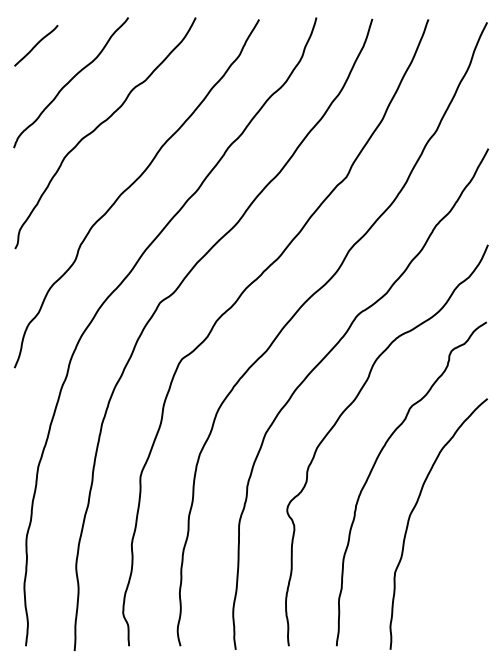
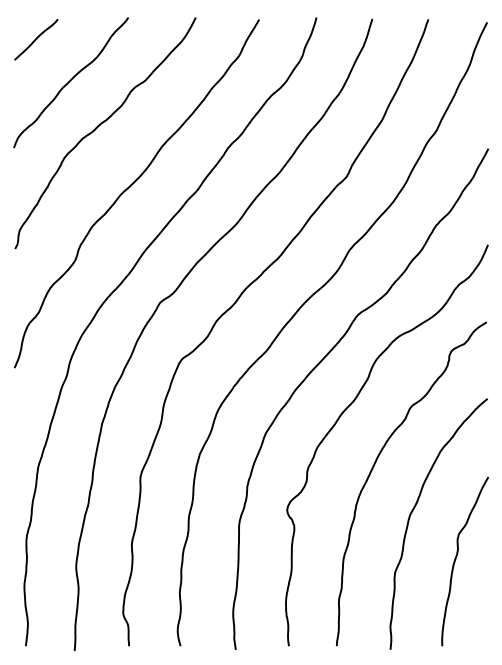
line position: (36, 45) -> (36, 39) (36, 39)
curve: none -> present (456, 559)
